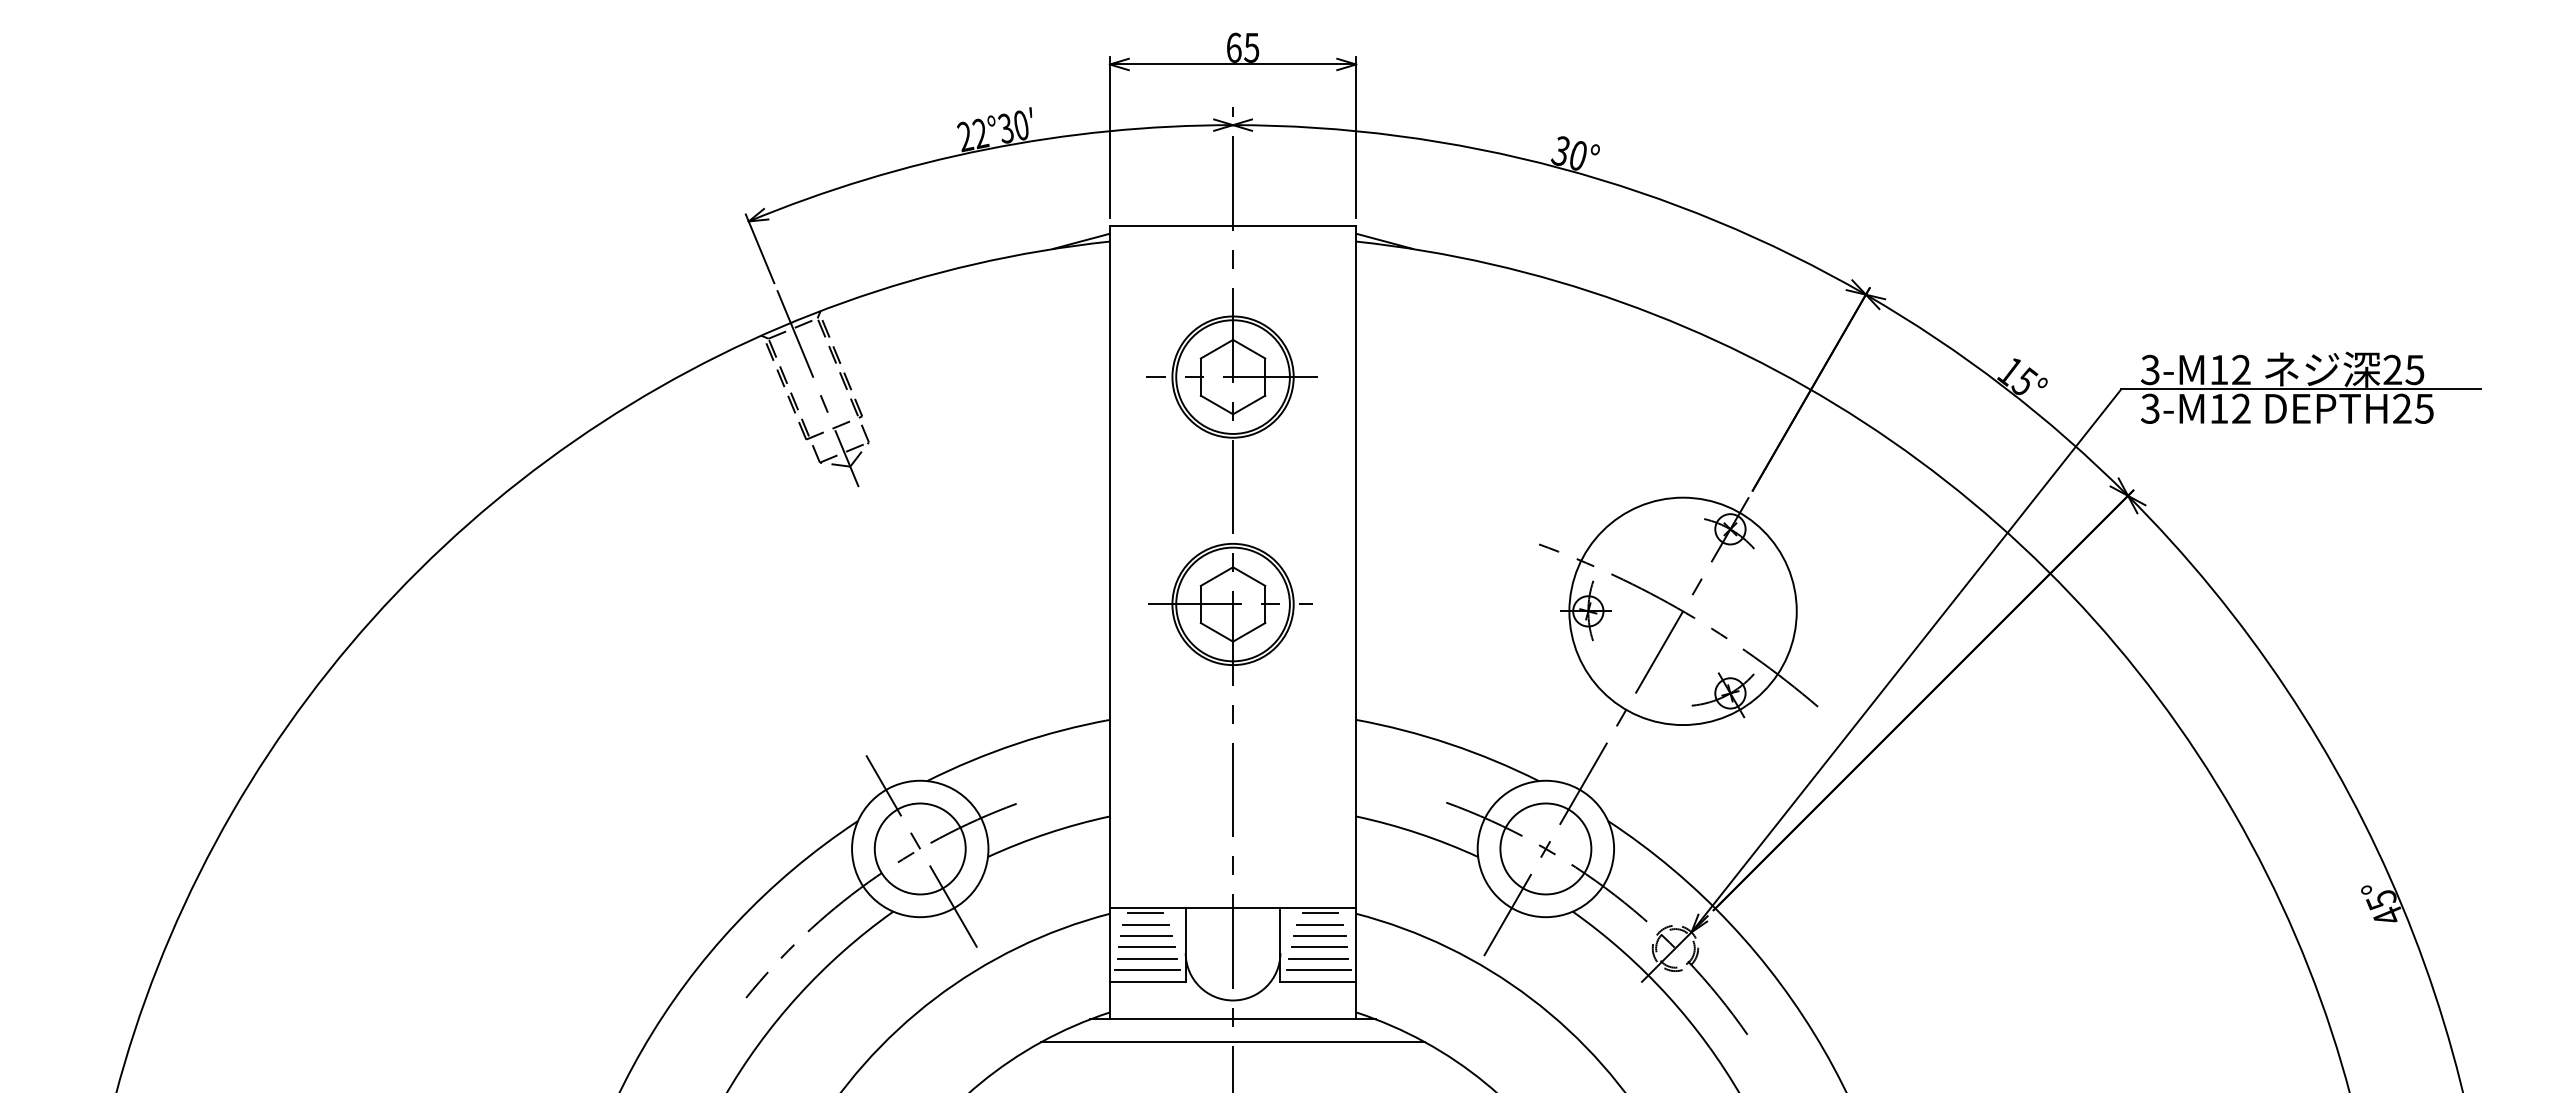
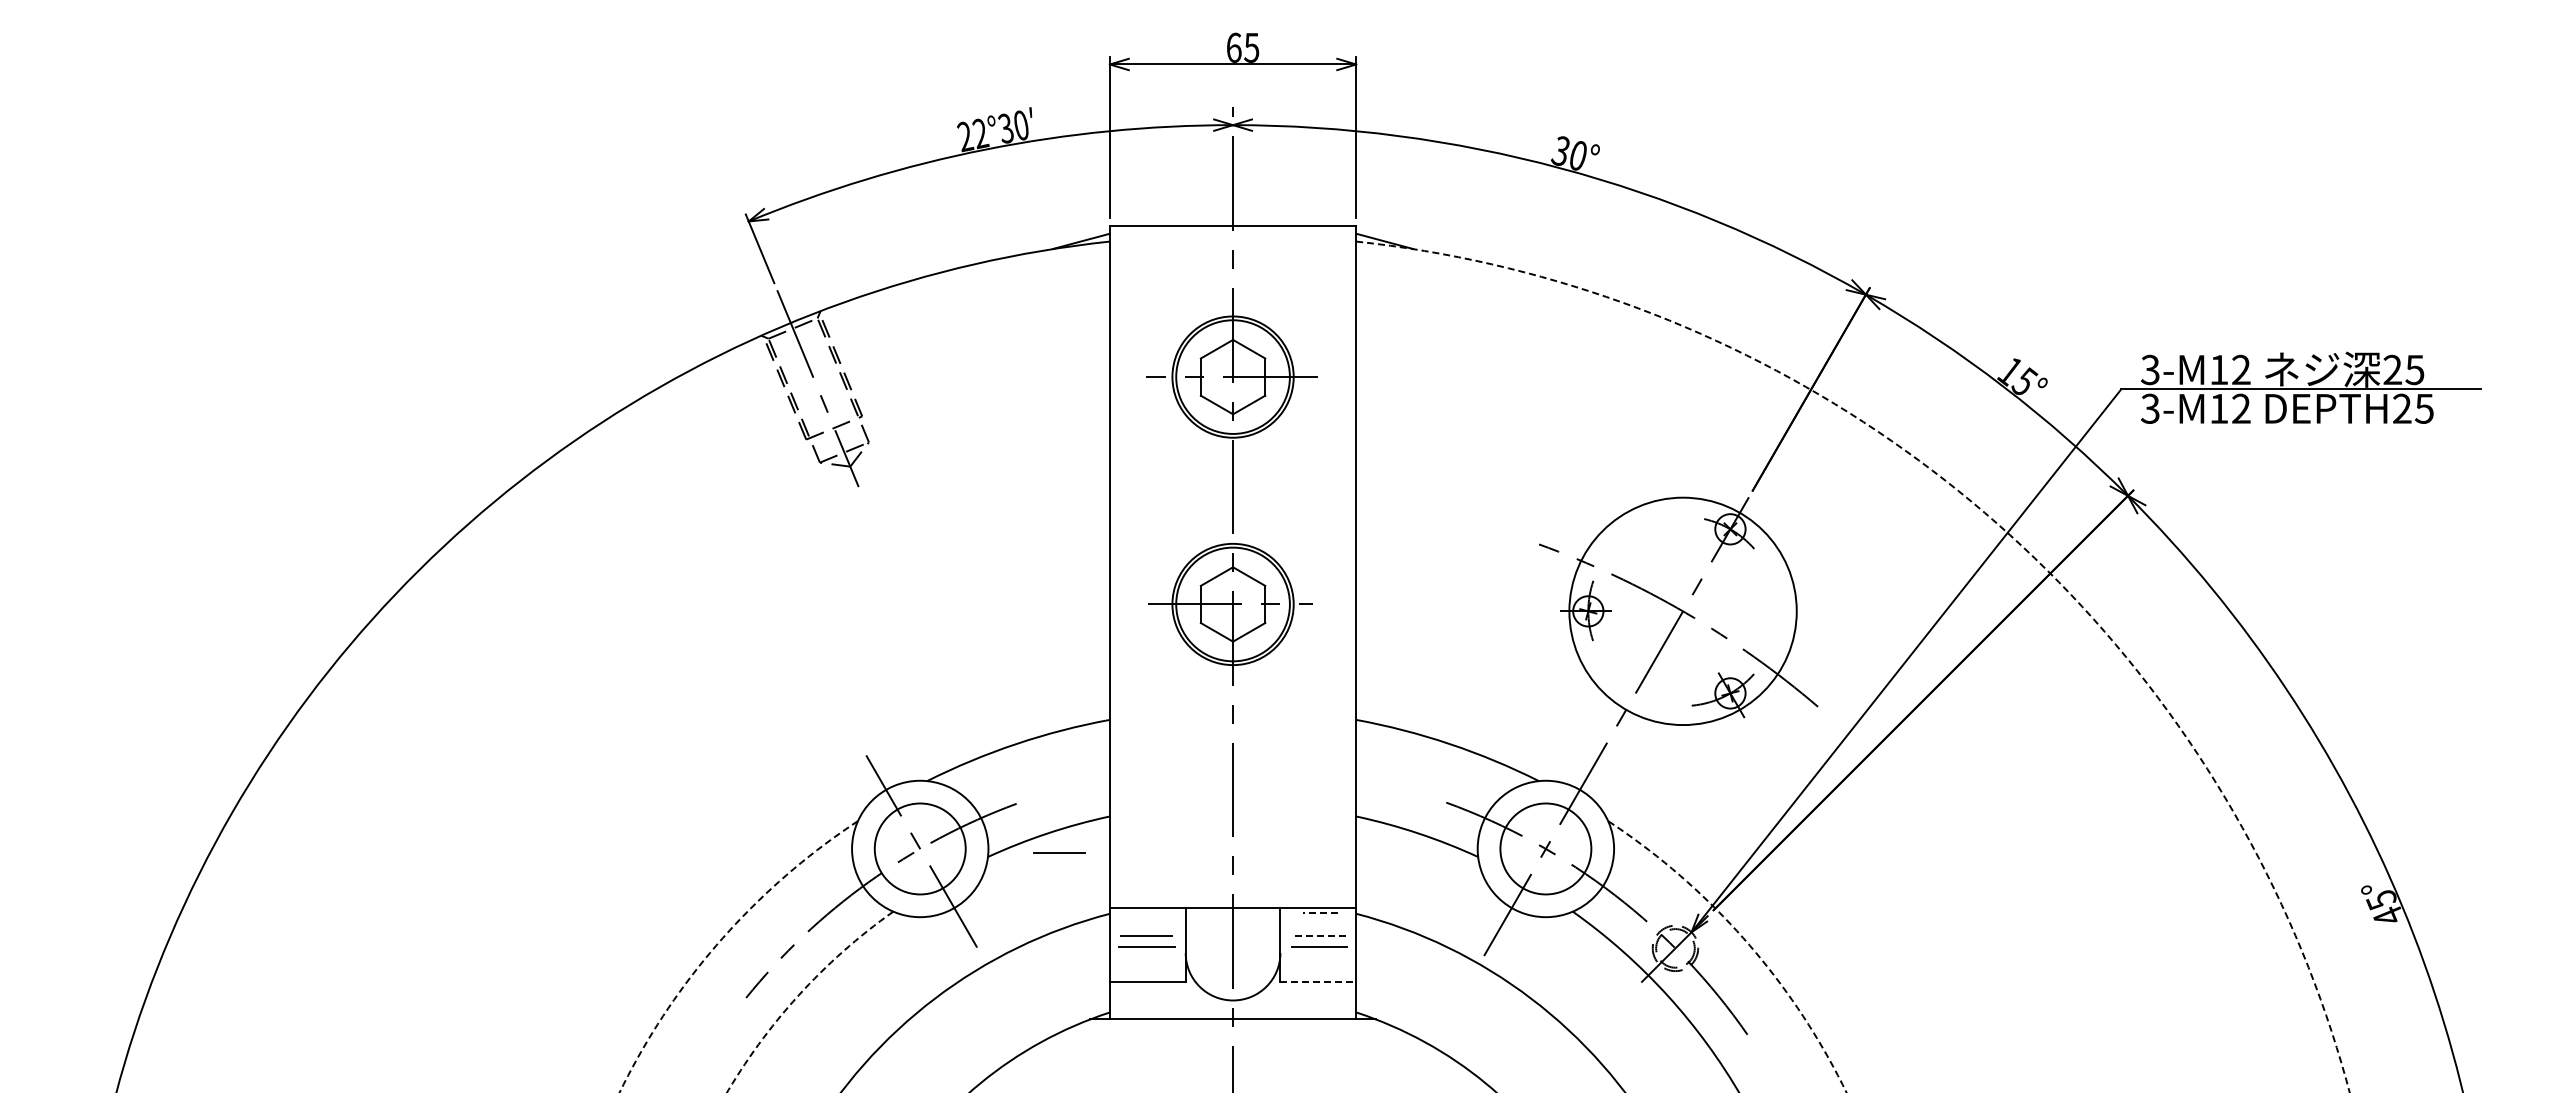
arc: solid -> dashed (1985, 513)
line: none -> present (1059, 852)
line: present -> none (1145, 913)
line: solid -> dashed (1320, 913)
line: present -> none (1145, 924)
line: present -> none (1319, 924)
line: solid -> dashed (1319, 936)
arc: solid -> dashed (720, 940)
arc: solid -> dashed (1745, 940)
line: present -> none (1146, 958)
line: present -> none (1318, 958)
line: present -> none (1147, 970)
line: present -> none (1318, 970)
line: solid -> dashed (1318, 981)
arc: solid -> dashed (799, 994)
line: present -> none (1232, 1042)
